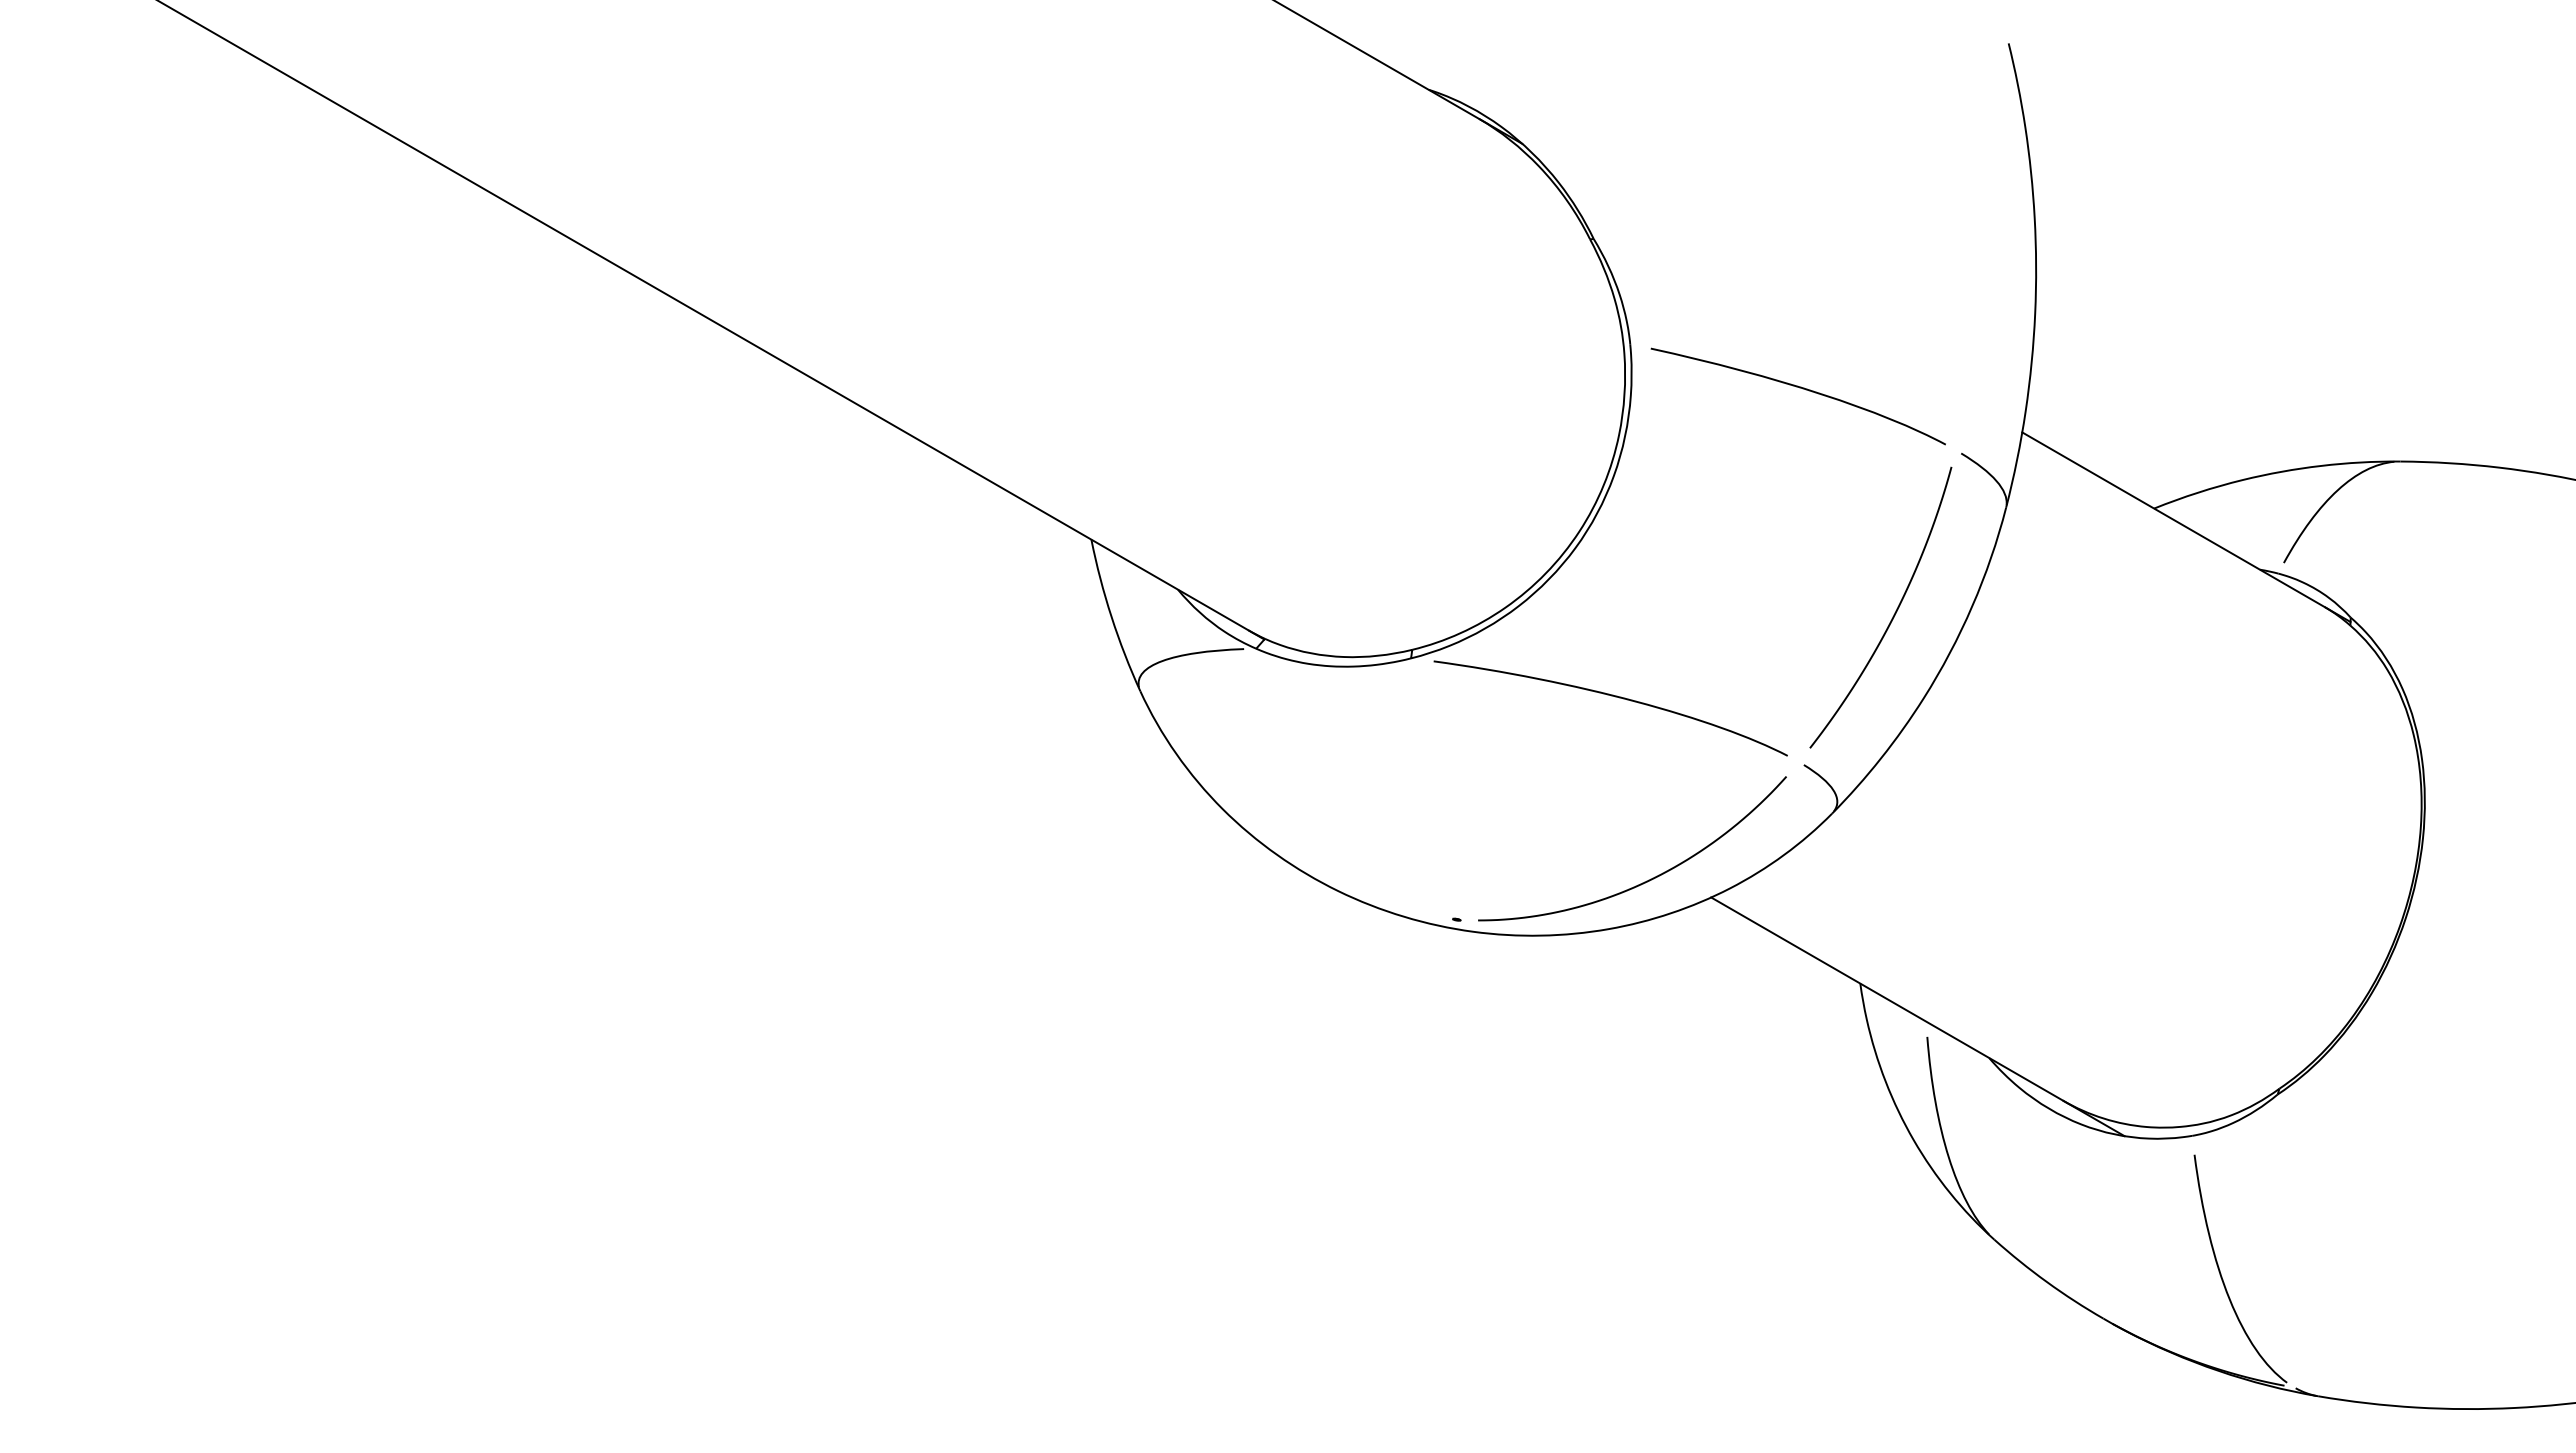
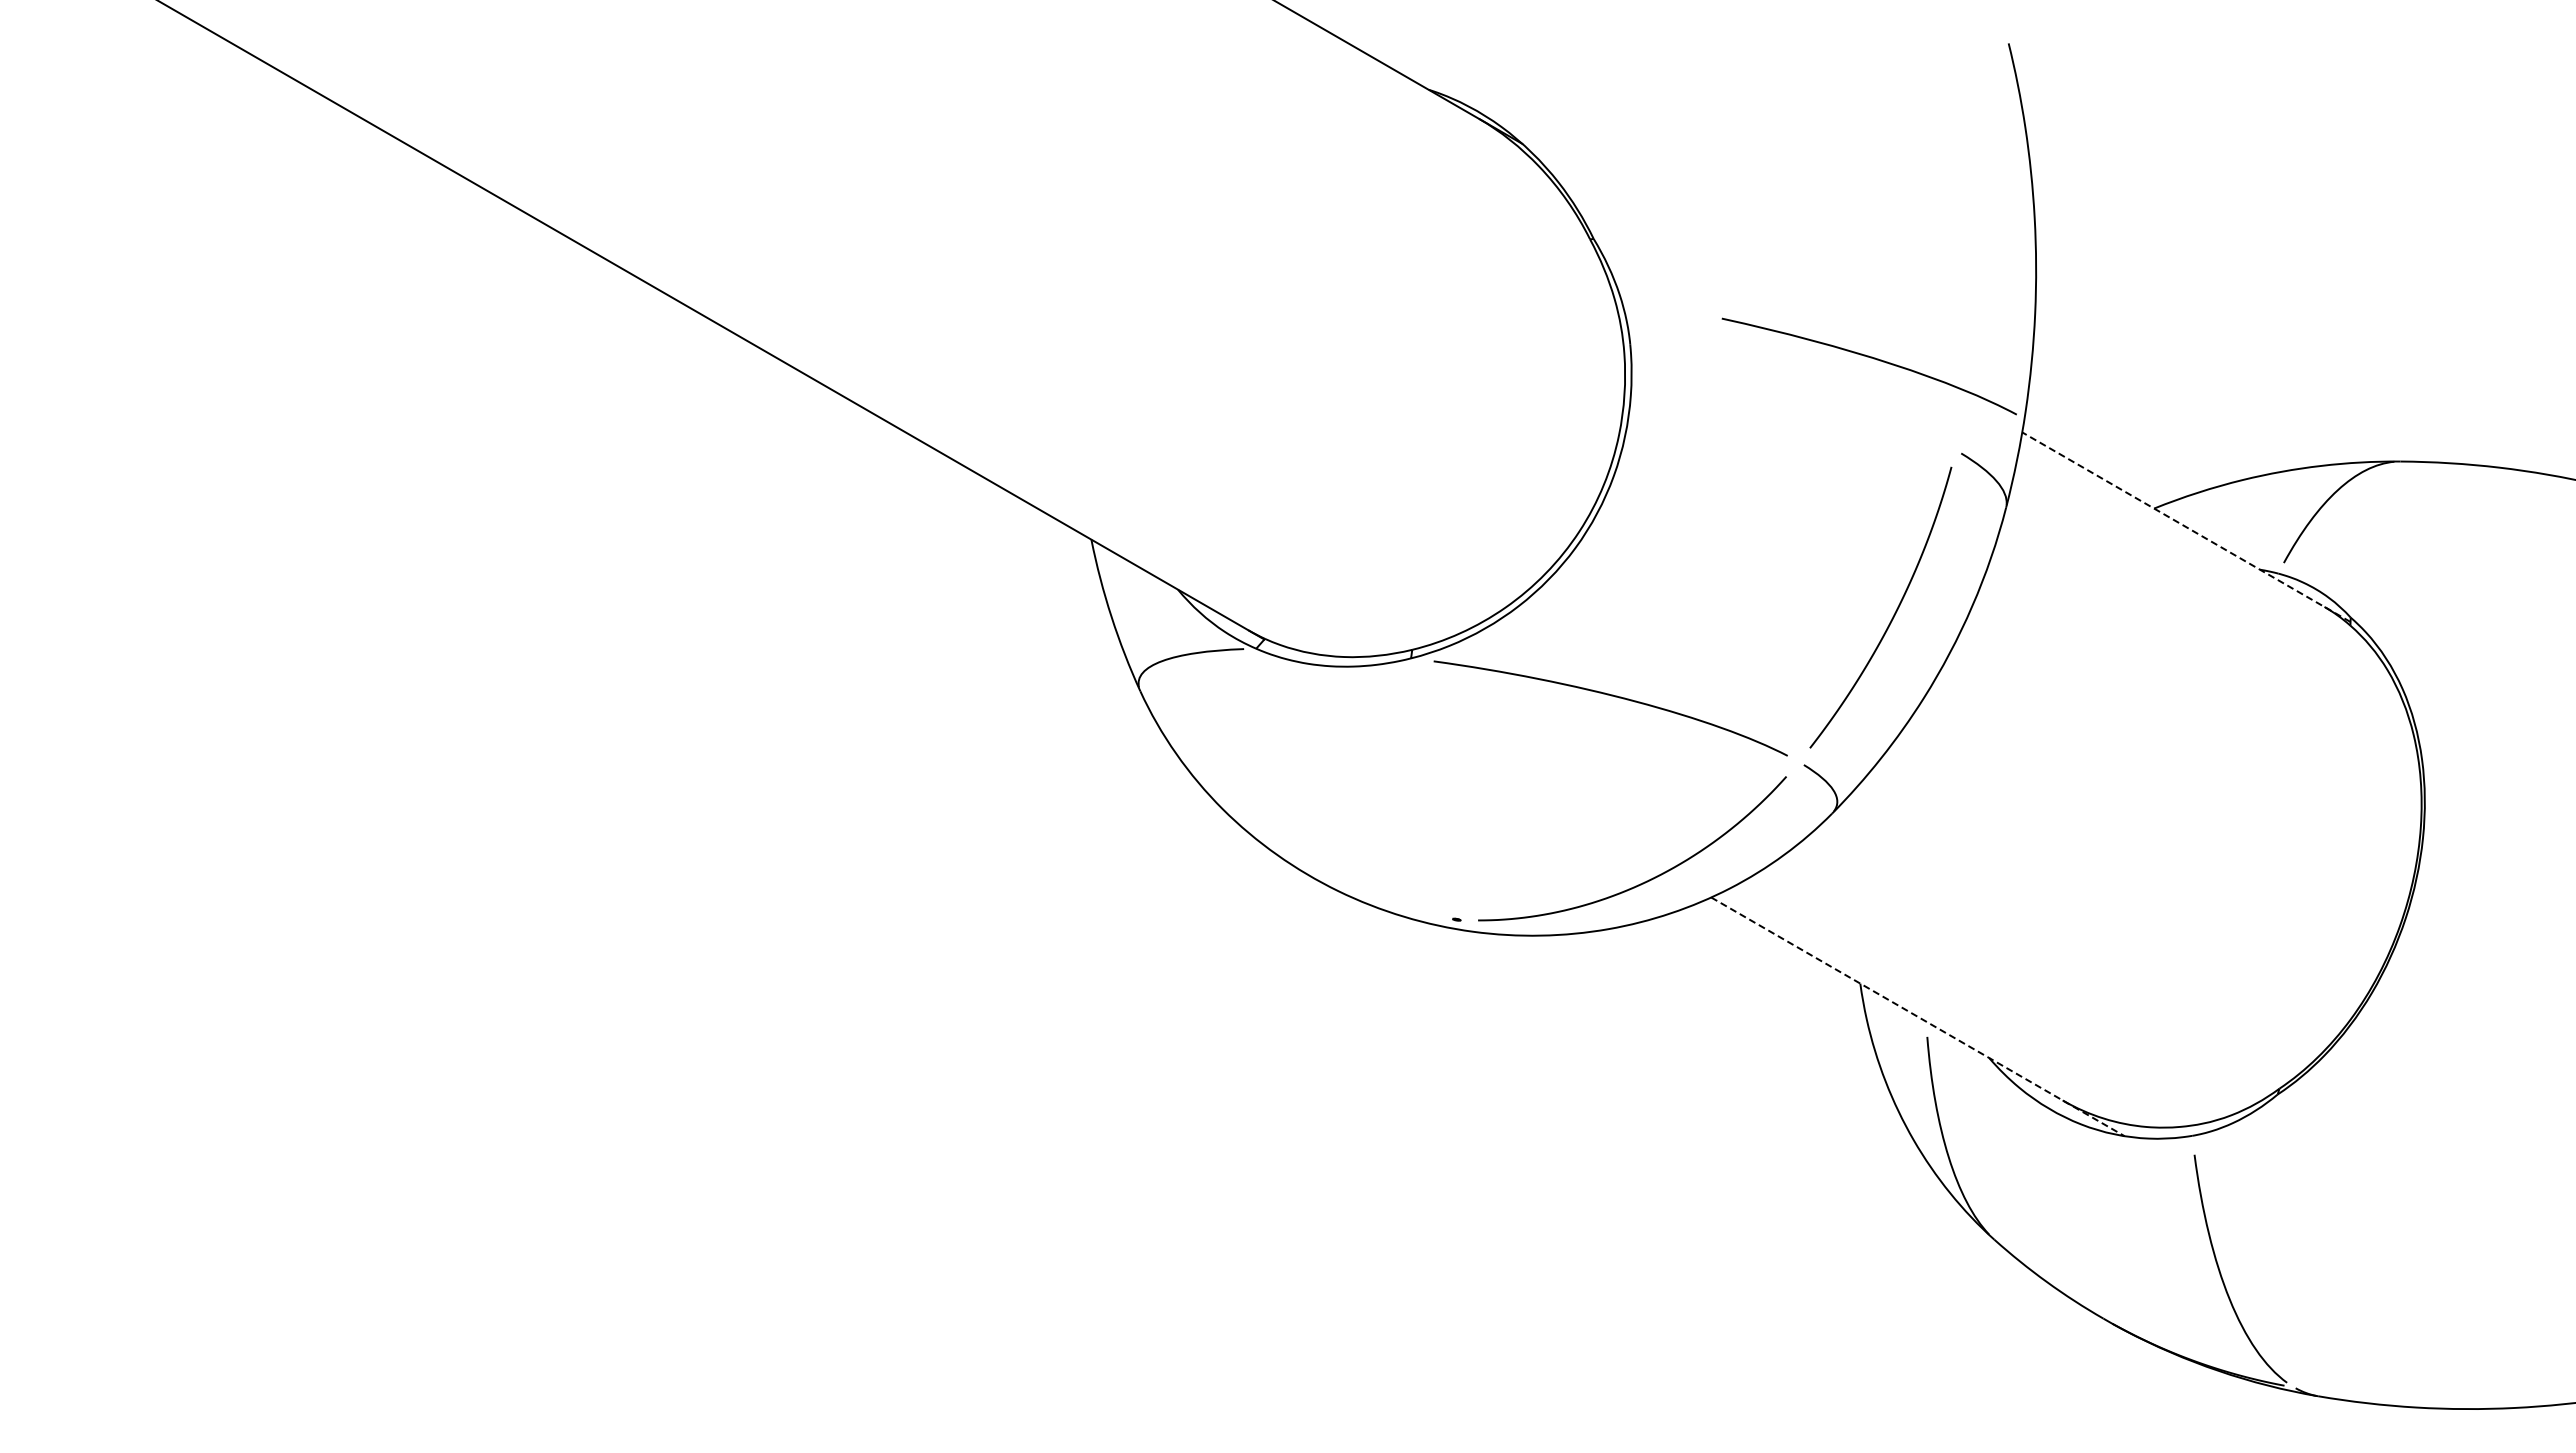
curve position: (1799, 388) -> (1870, 358) (1870, 358)
line: solid -> dashed (2186, 527)
line: solid -> dashed (1917, 1016)
